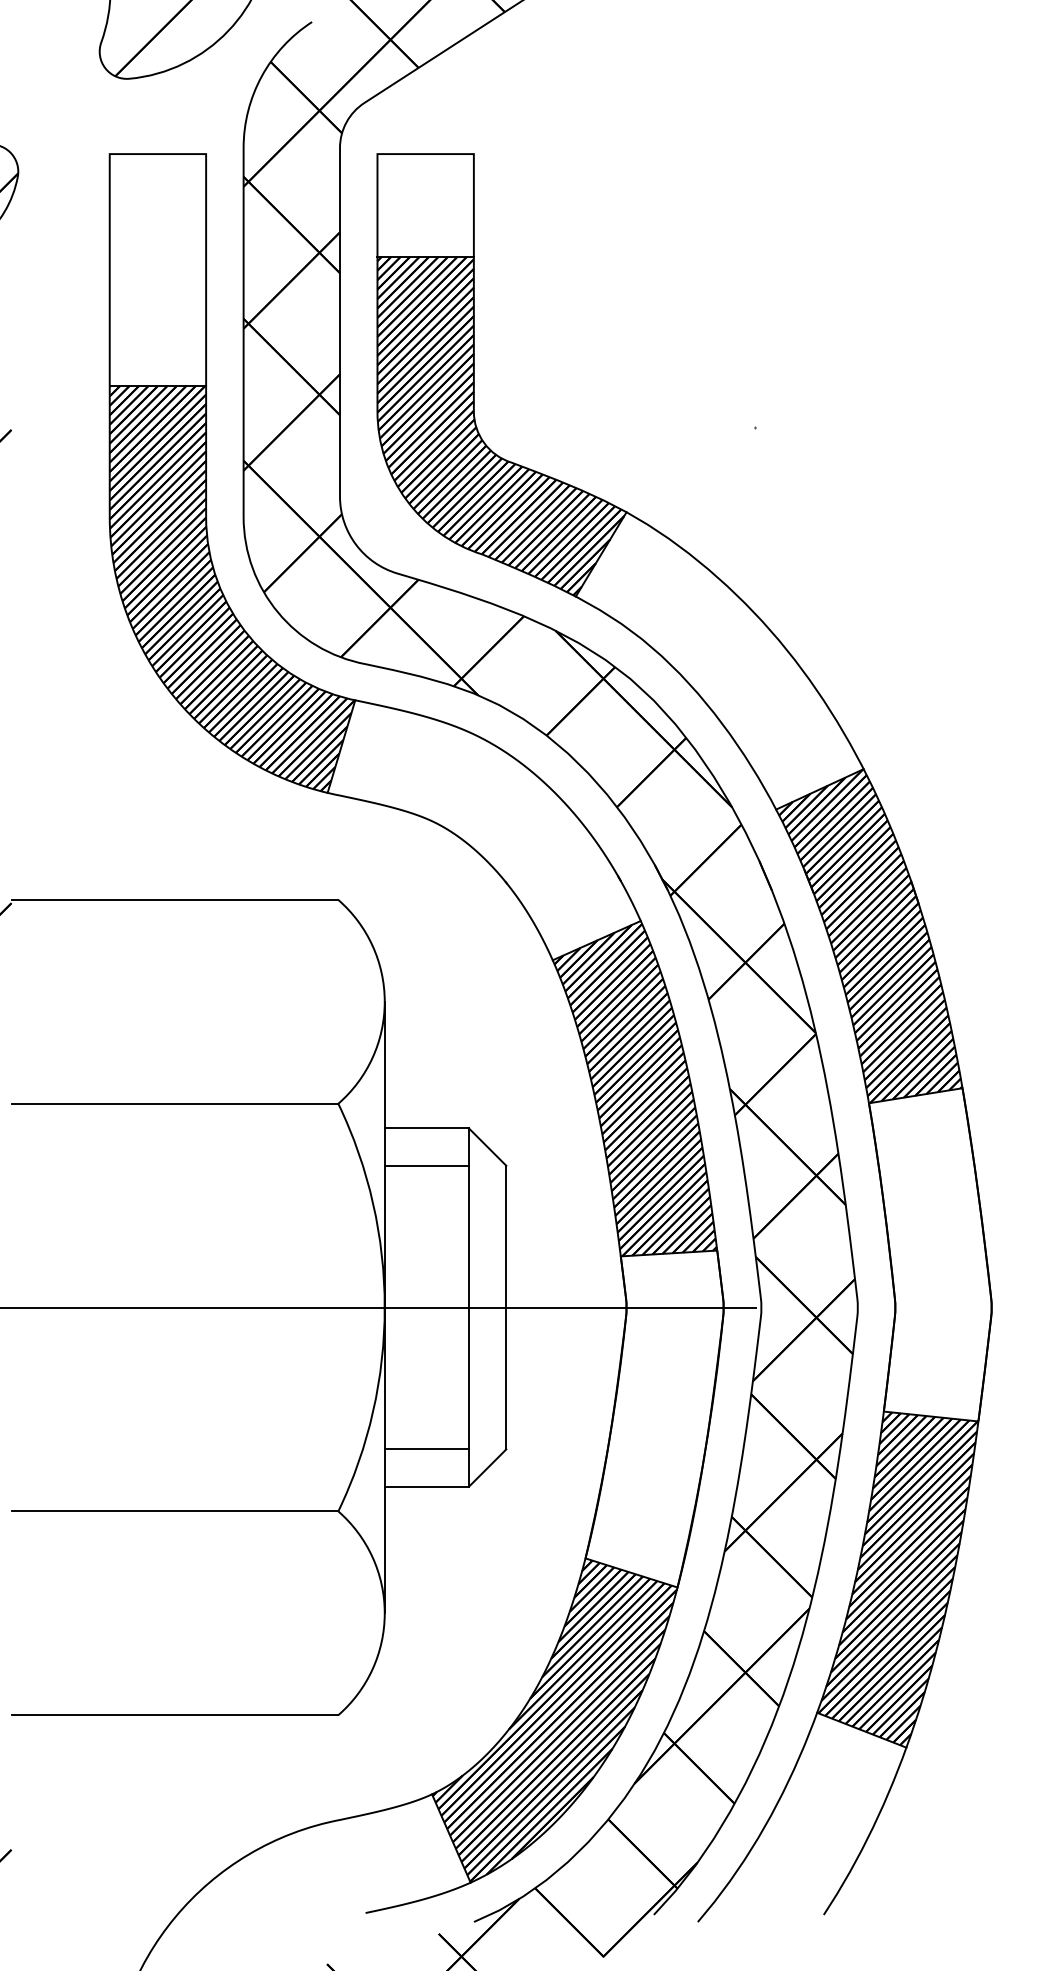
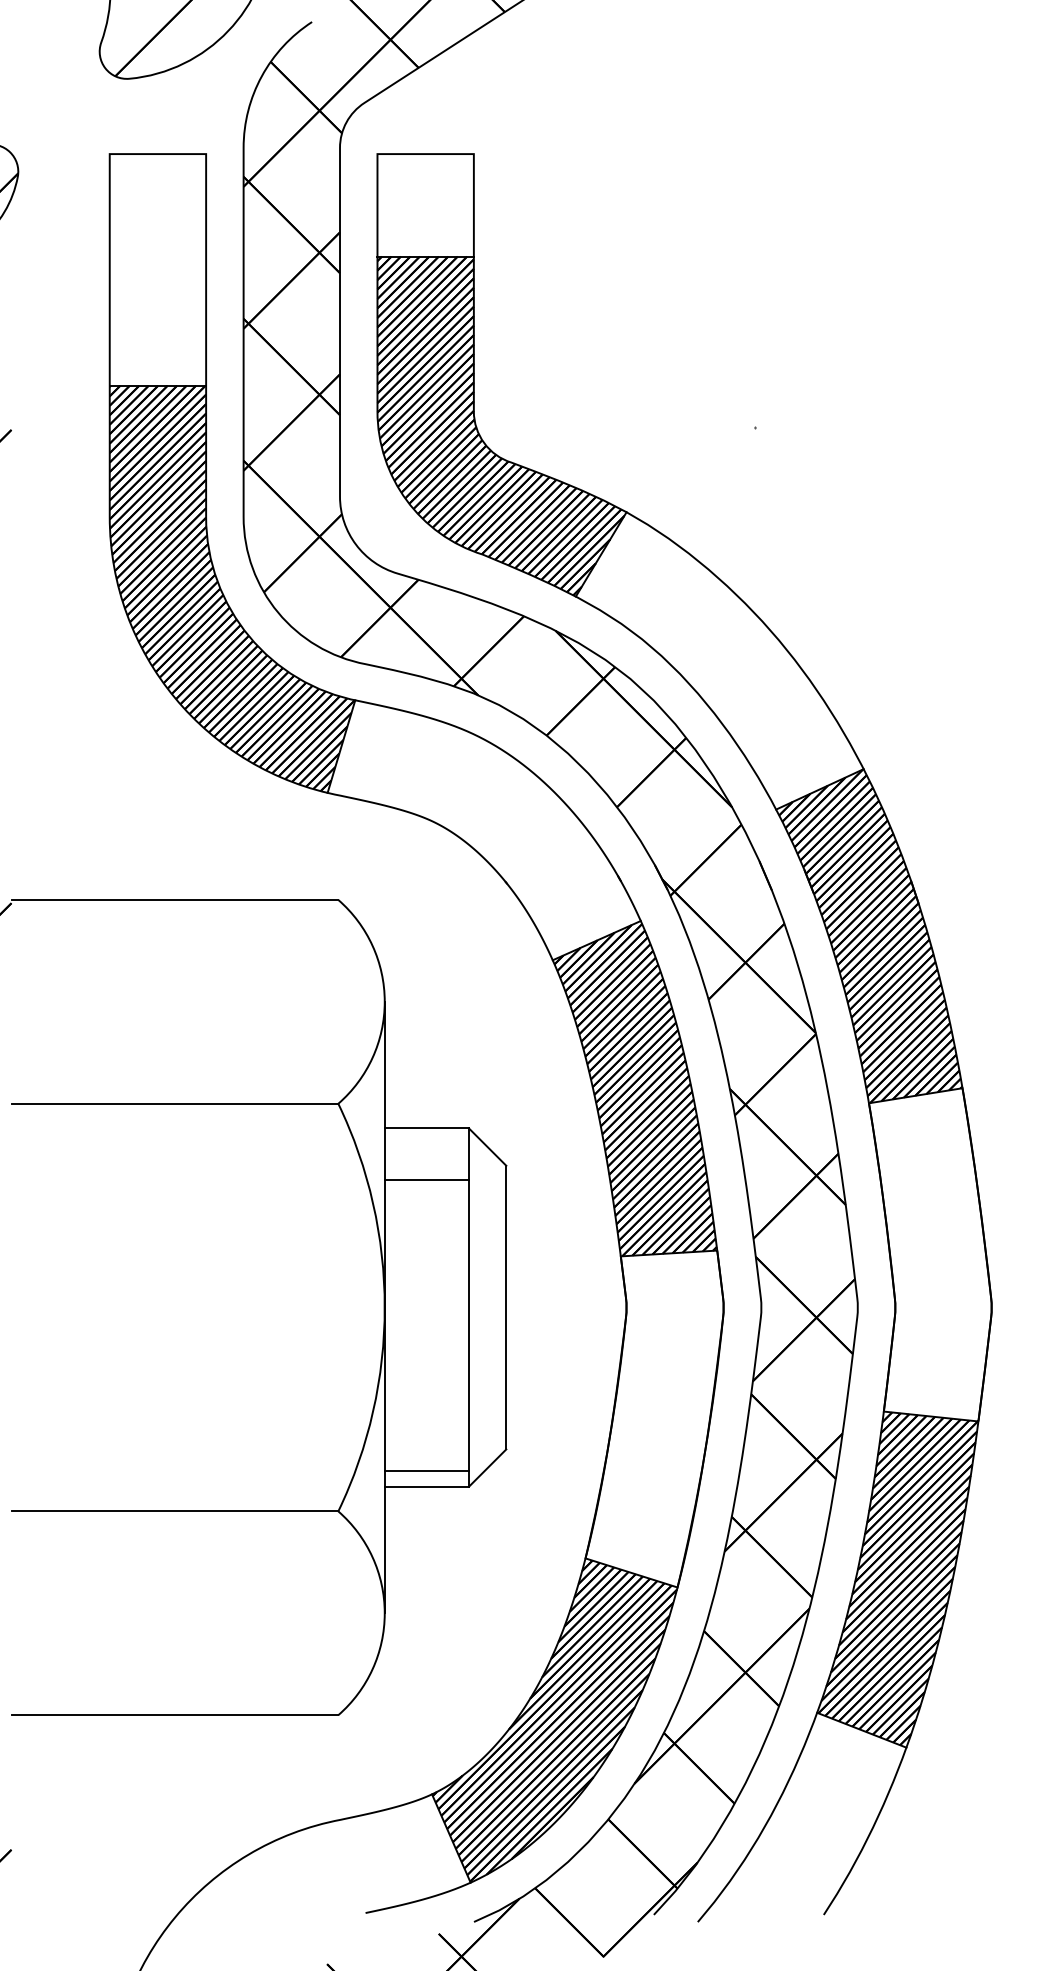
line position: (426, 1165) -> (426, 1179) (426, 1179)
line: present -> none (379, 1307)
line position: (426, 1449) -> (426, 1471) (426, 1471)
